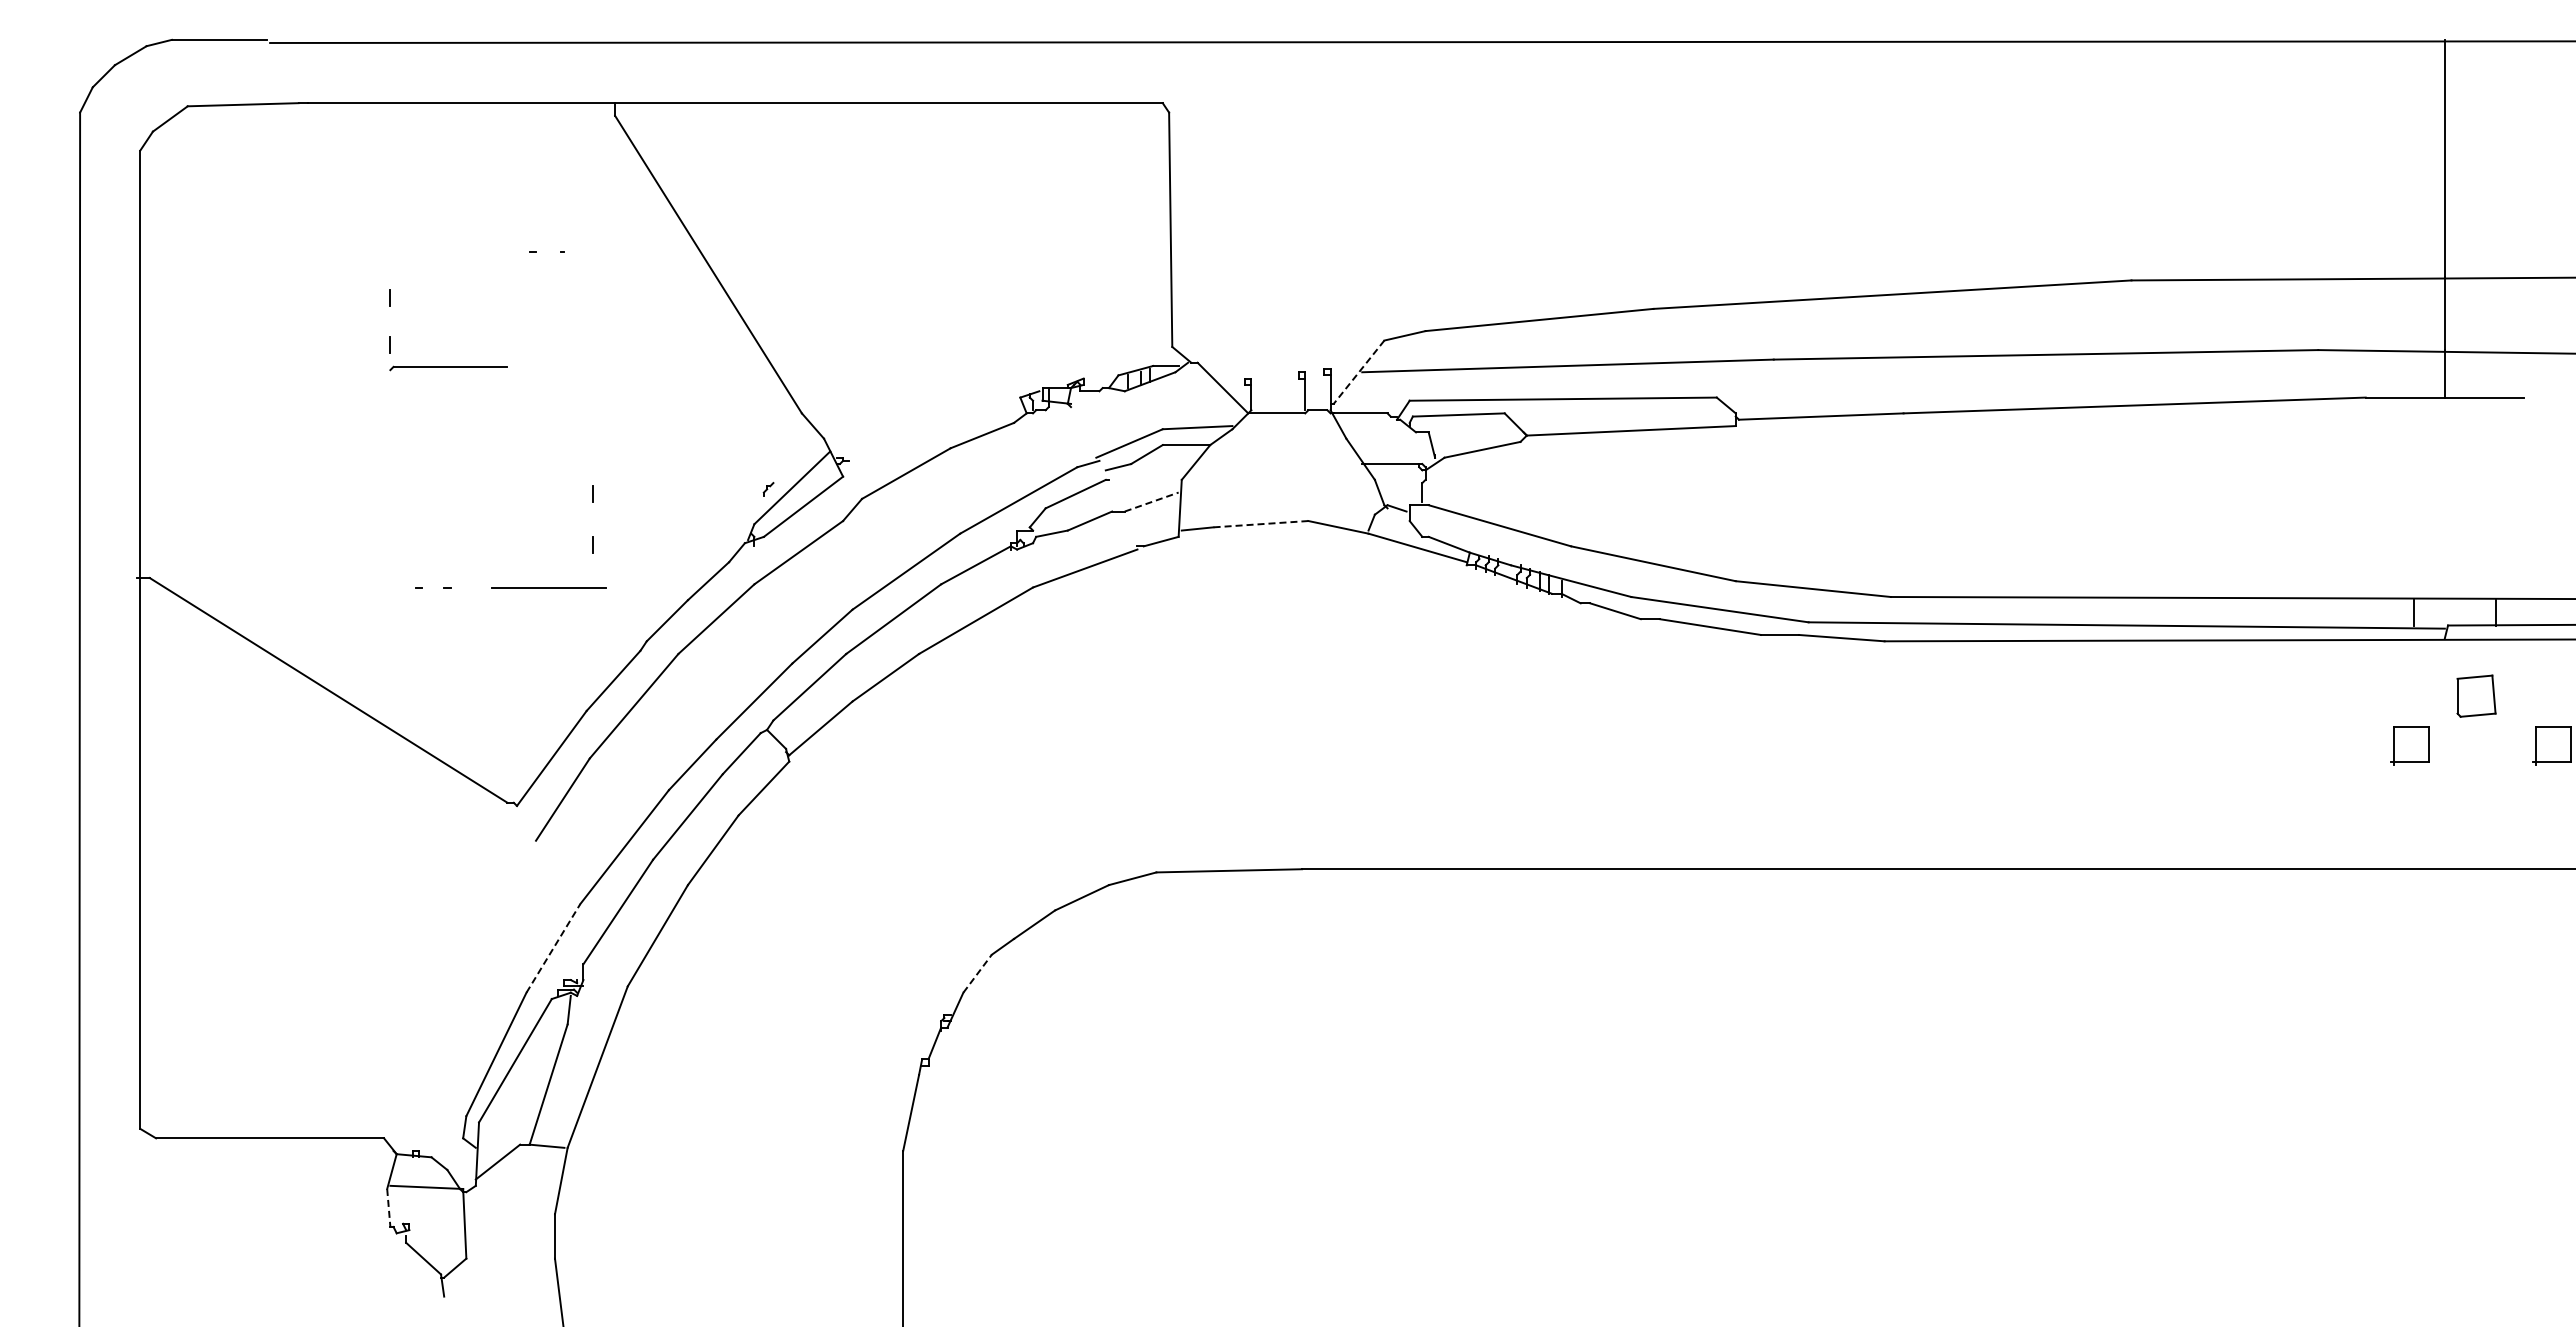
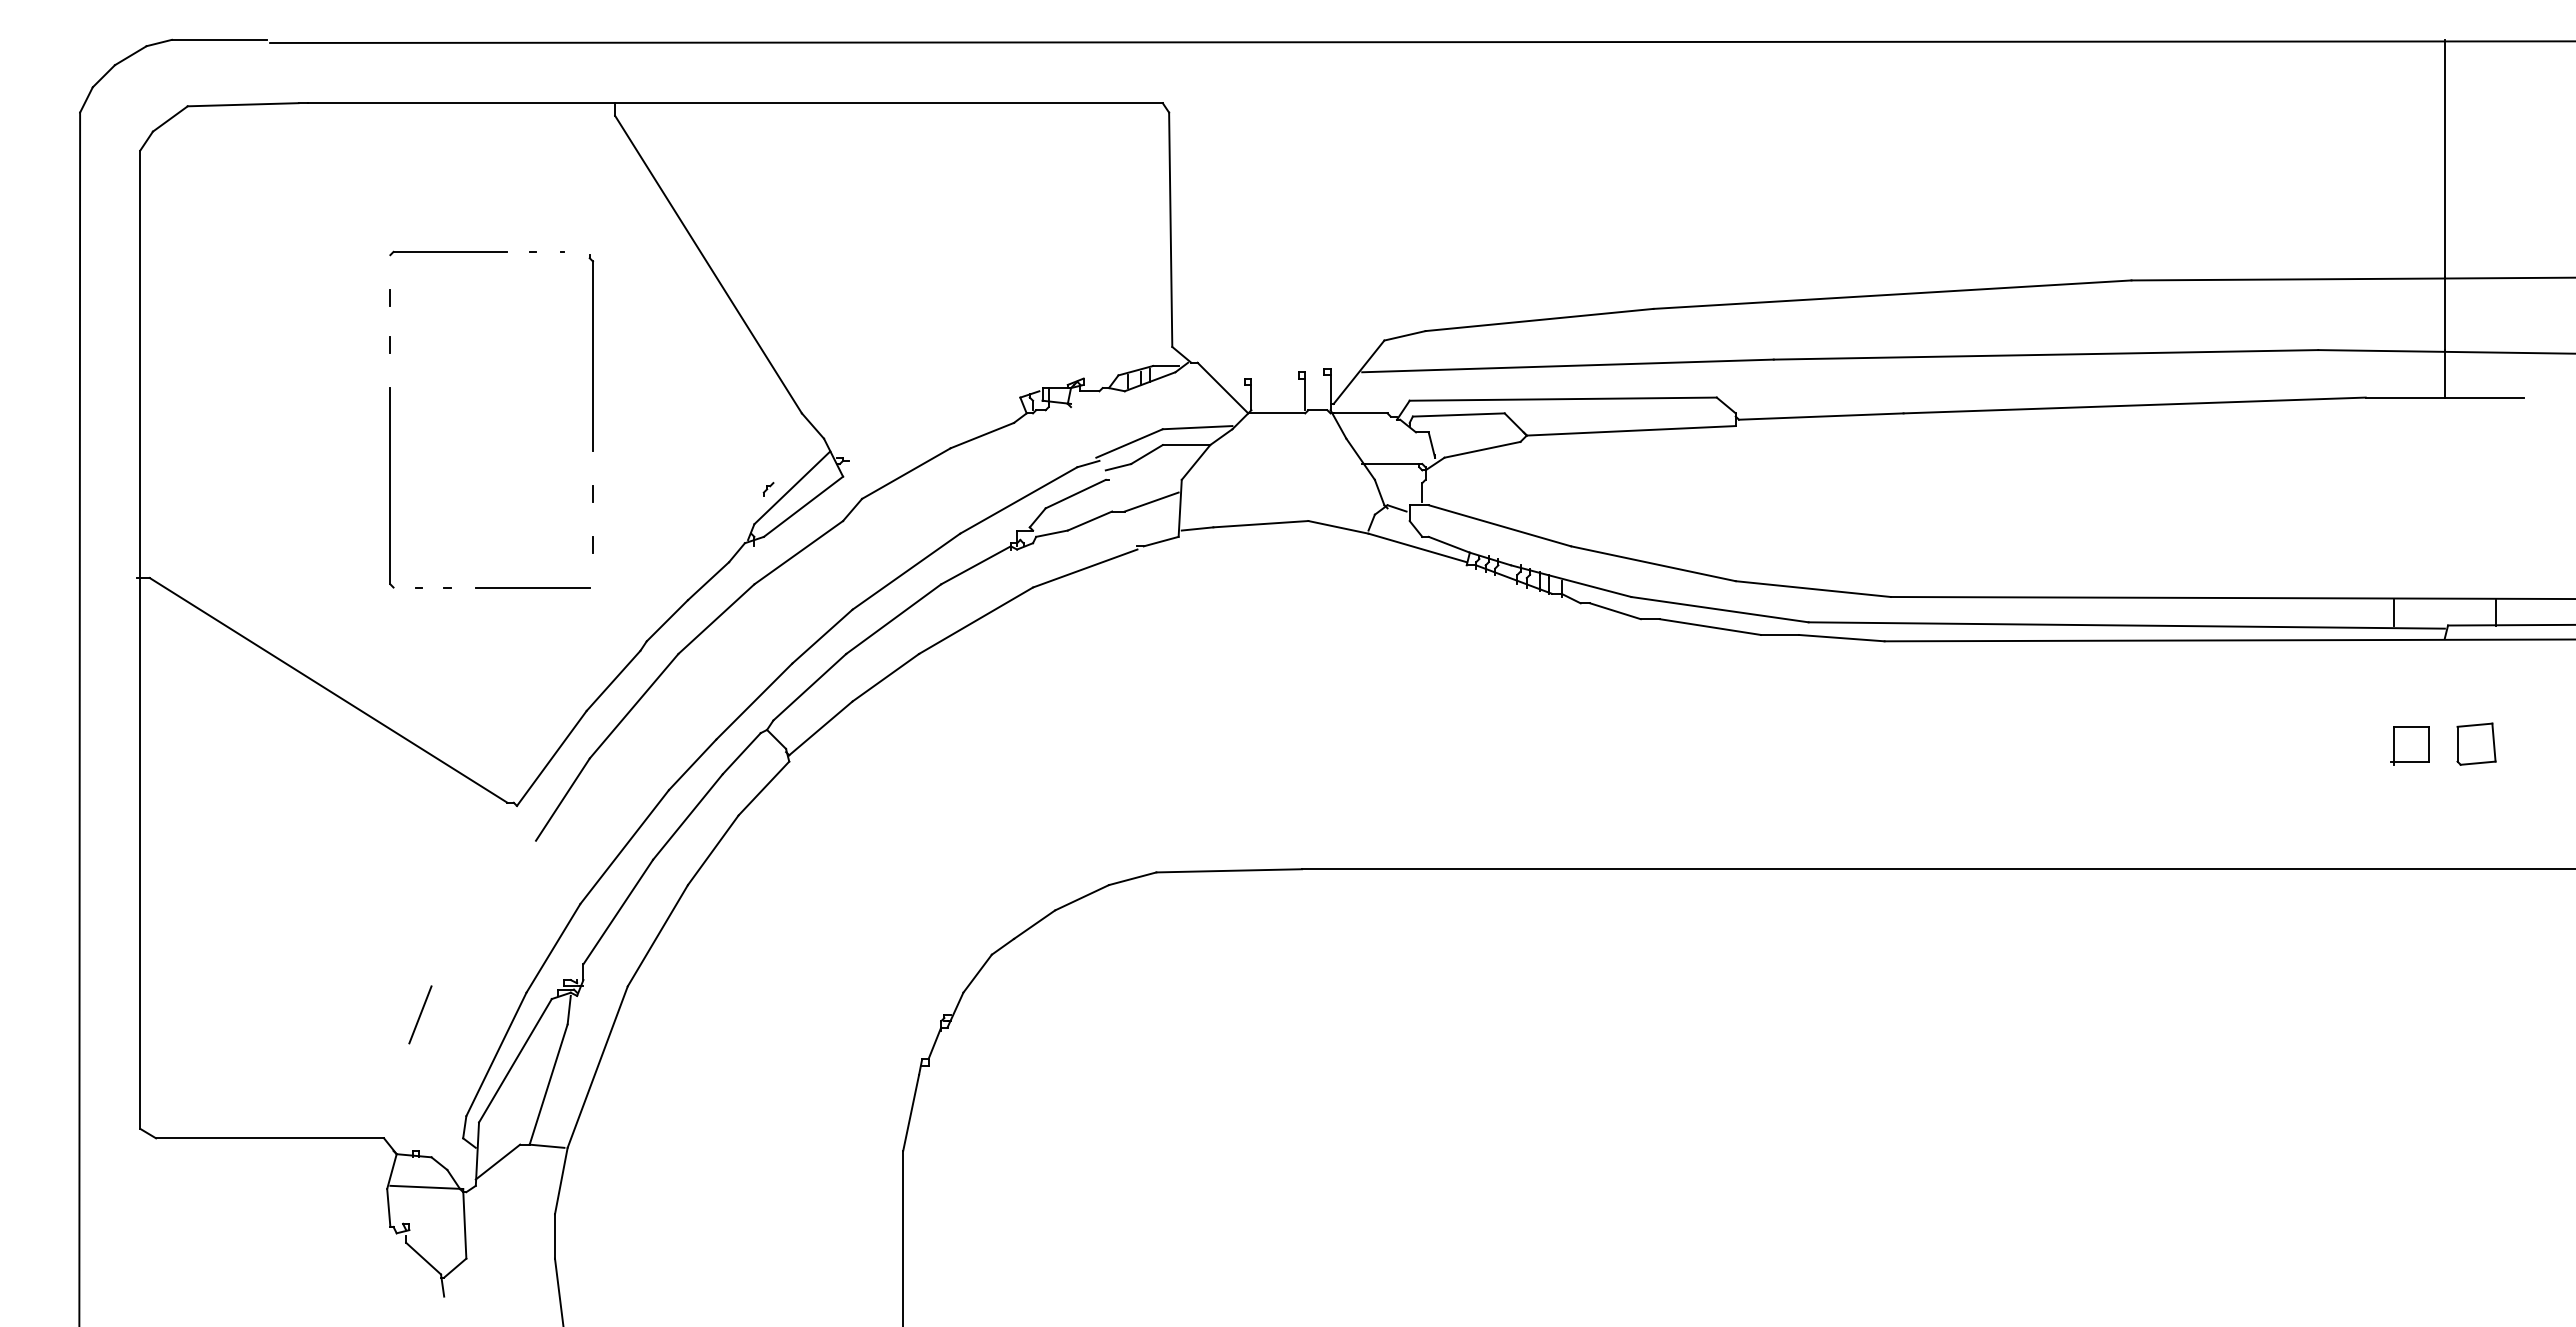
part: none -> present (591, 352)
part position: (448, 368) -> (448, 253) (448, 253)
line: dashed -> solid (1359, 372)
part: none -> present (391, 487)
line: dashed -> solid (1151, 502)
line: dashed -> solid (1260, 524)
line position: (548, 587) -> (532, 587) (532, 587)
line position: (2414, 612) -> (2394, 612) (2394, 612)
part position: (2476, 695) -> (2476, 743) (2476, 743)
part: present -> none (2551, 745)
line: dashed -> solid (553, 948)
line: dashed -> solid (977, 973)
line: none -> present (420, 1014)
line: dashed -> solid (388, 1208)
